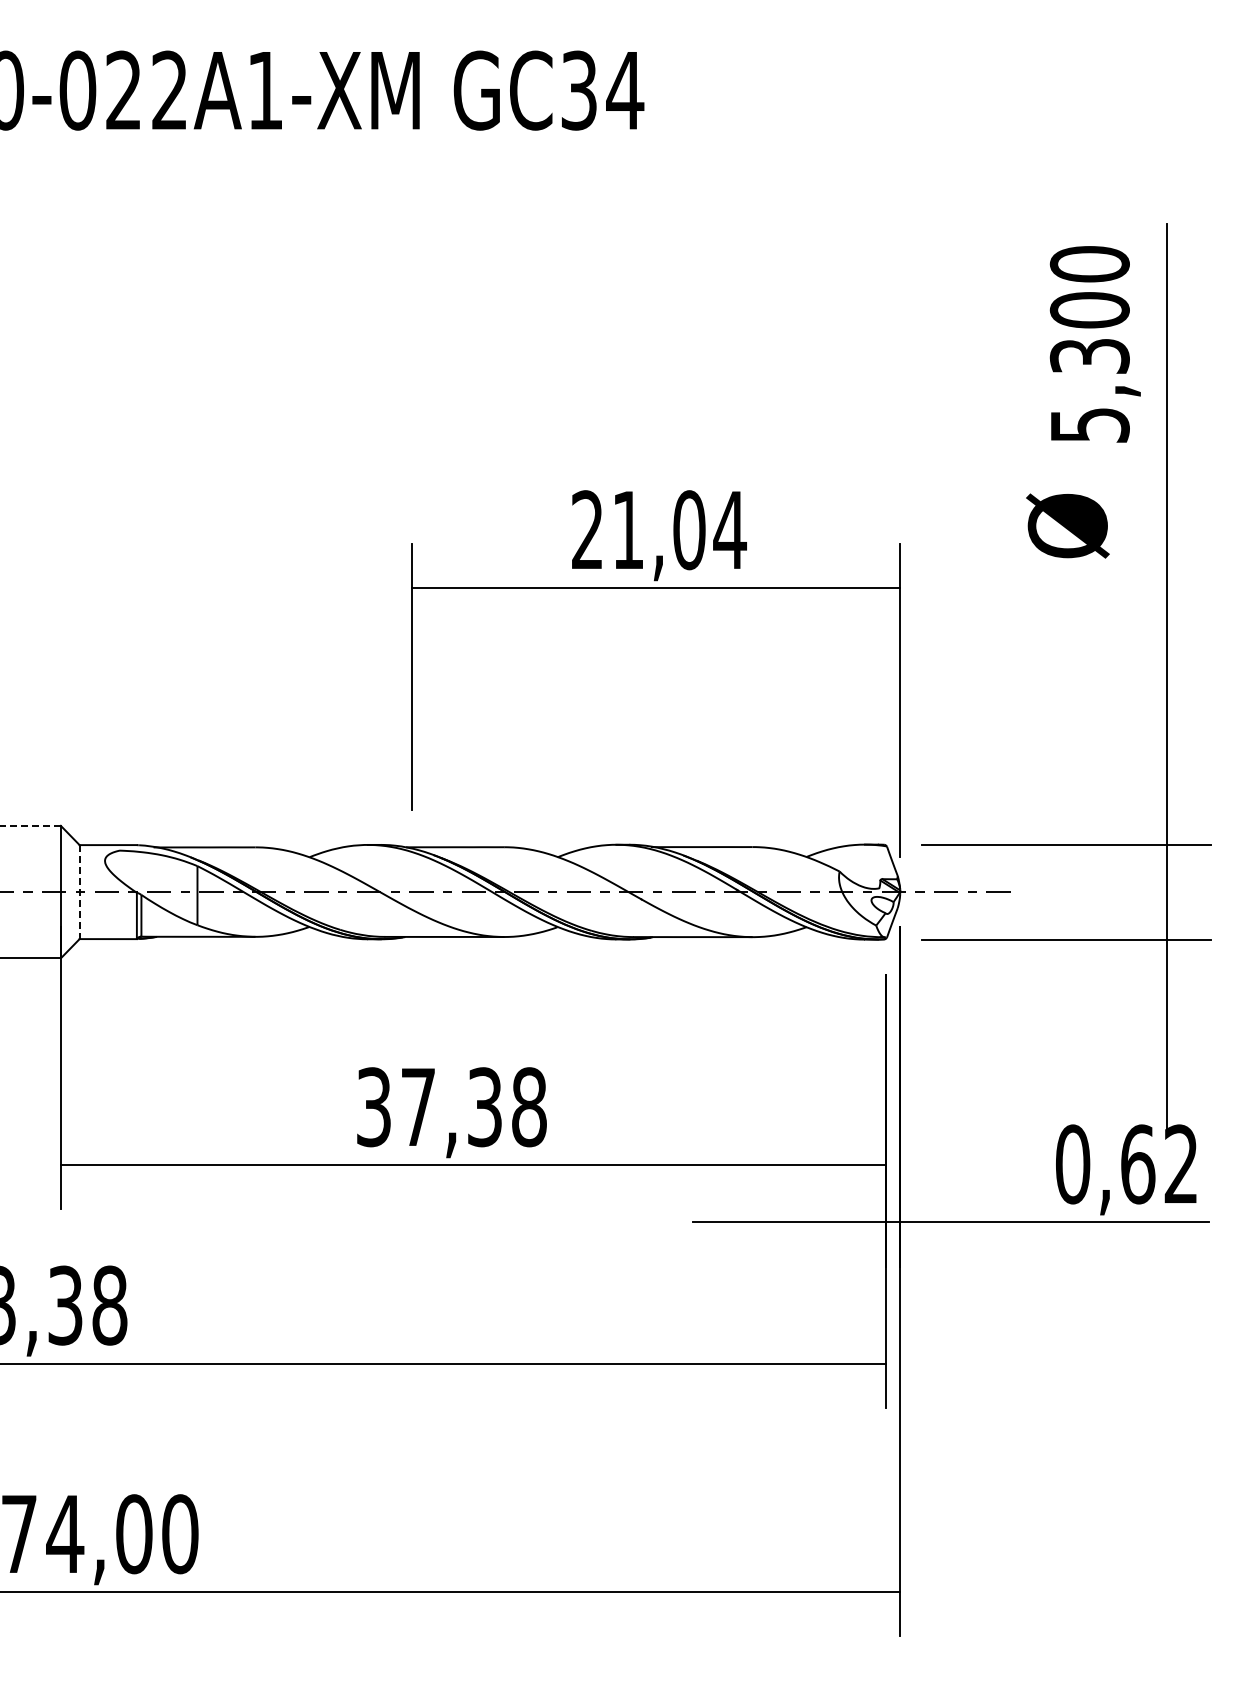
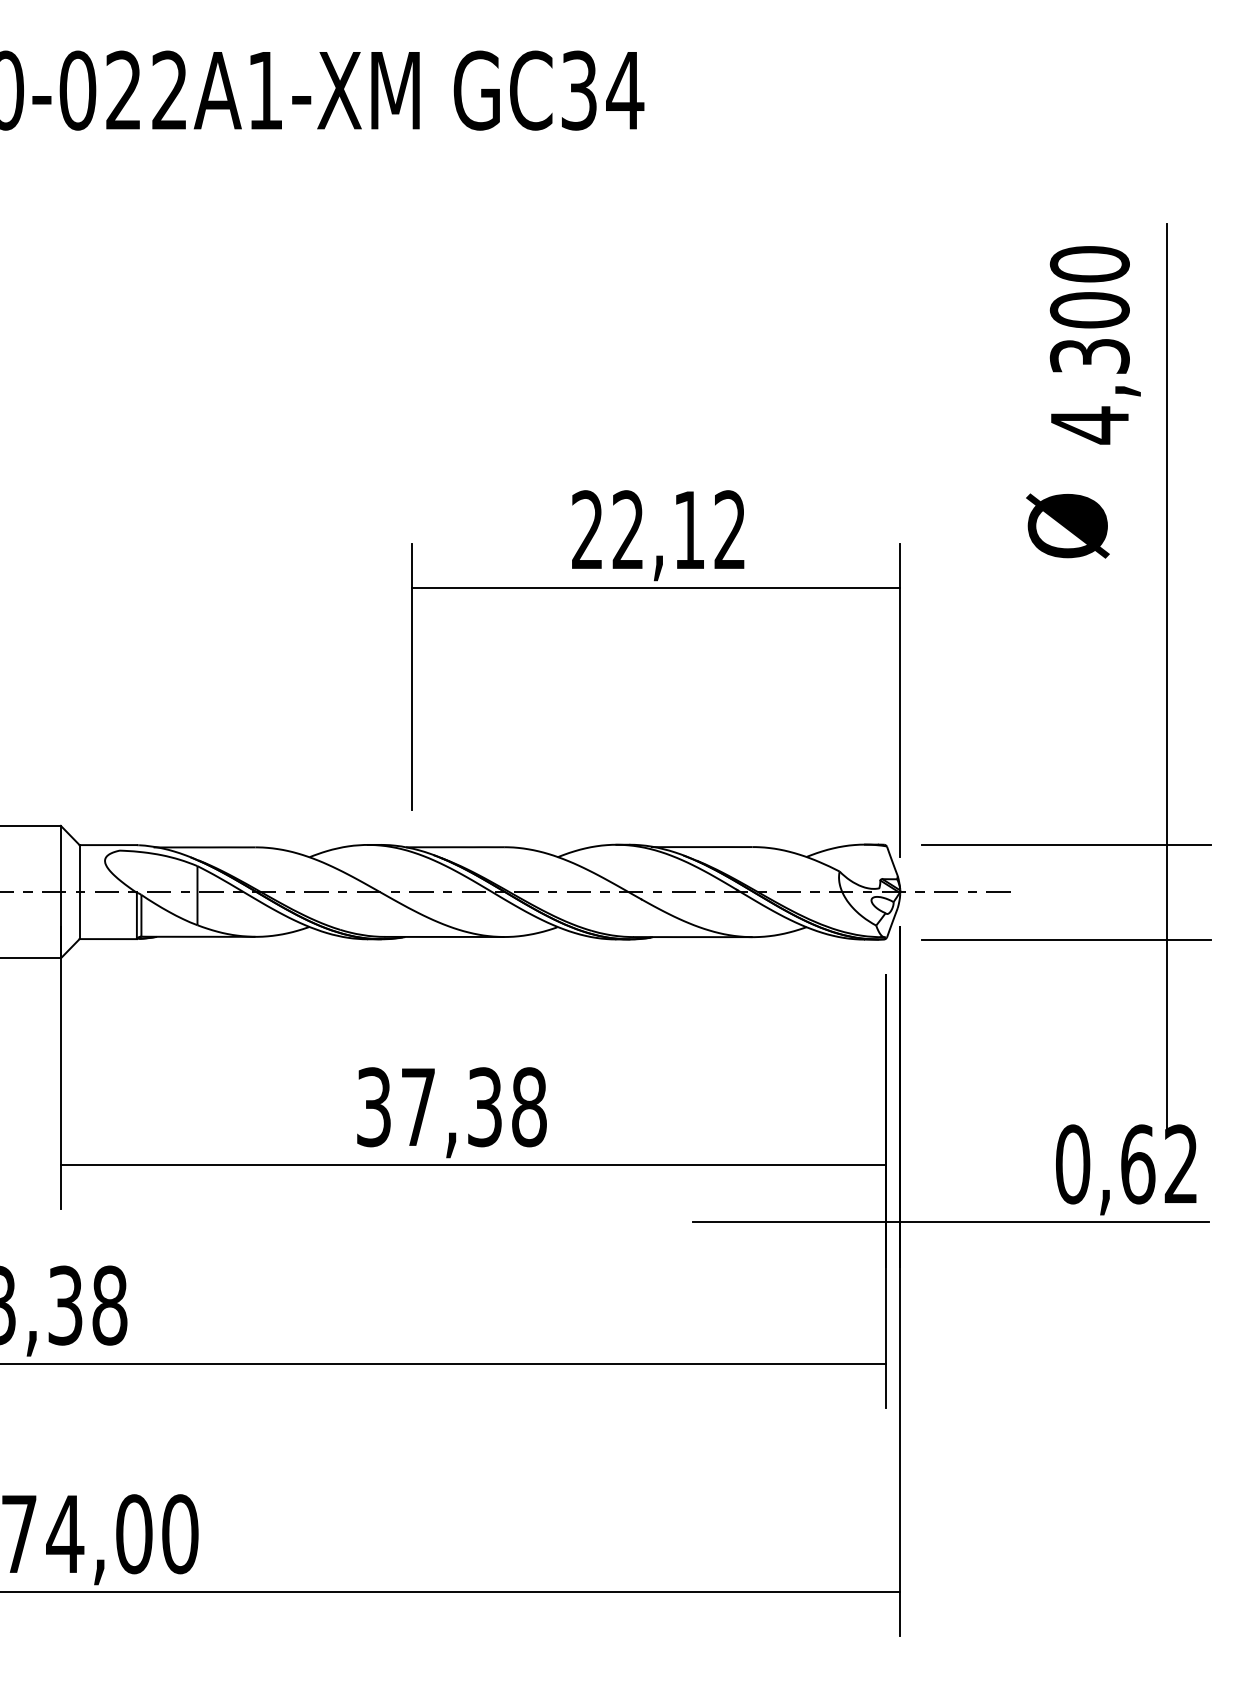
text: 5,300 -> 4,300 (1090, 425)
text: 21,04 -> 22,12 (679, 530)
line: dashed -> solid (30, 825)
line: dashed -> solid (79, 892)
